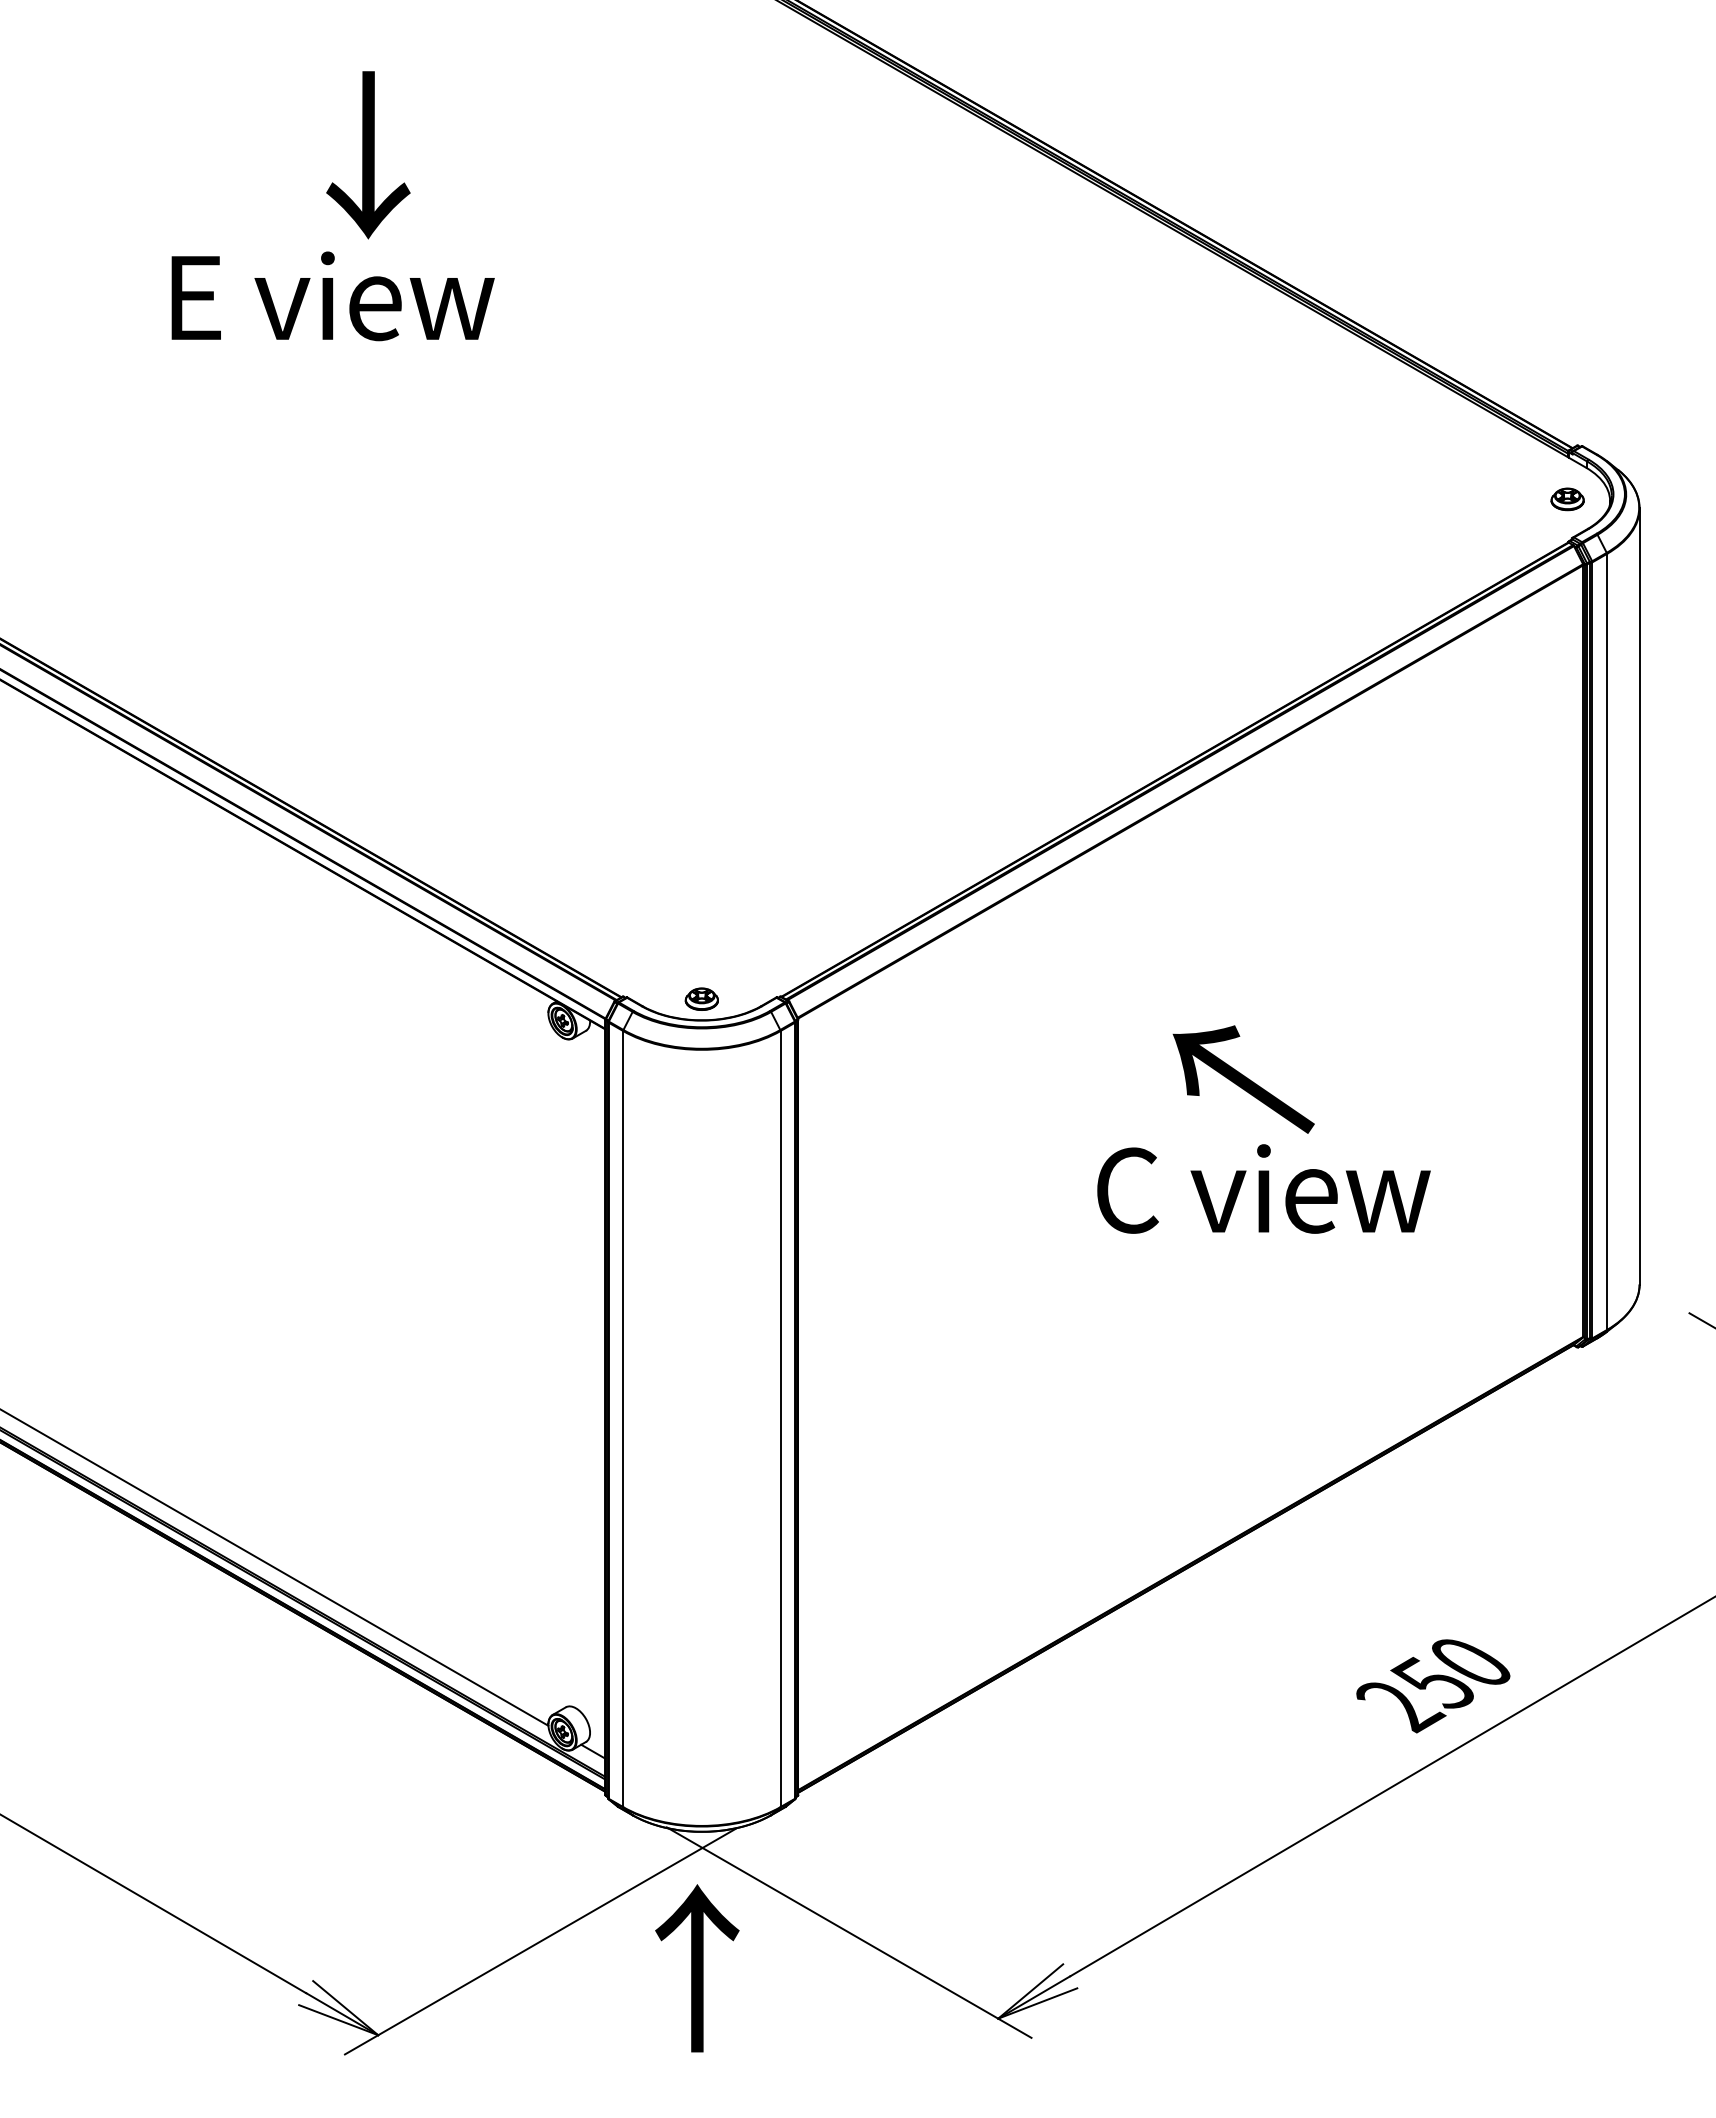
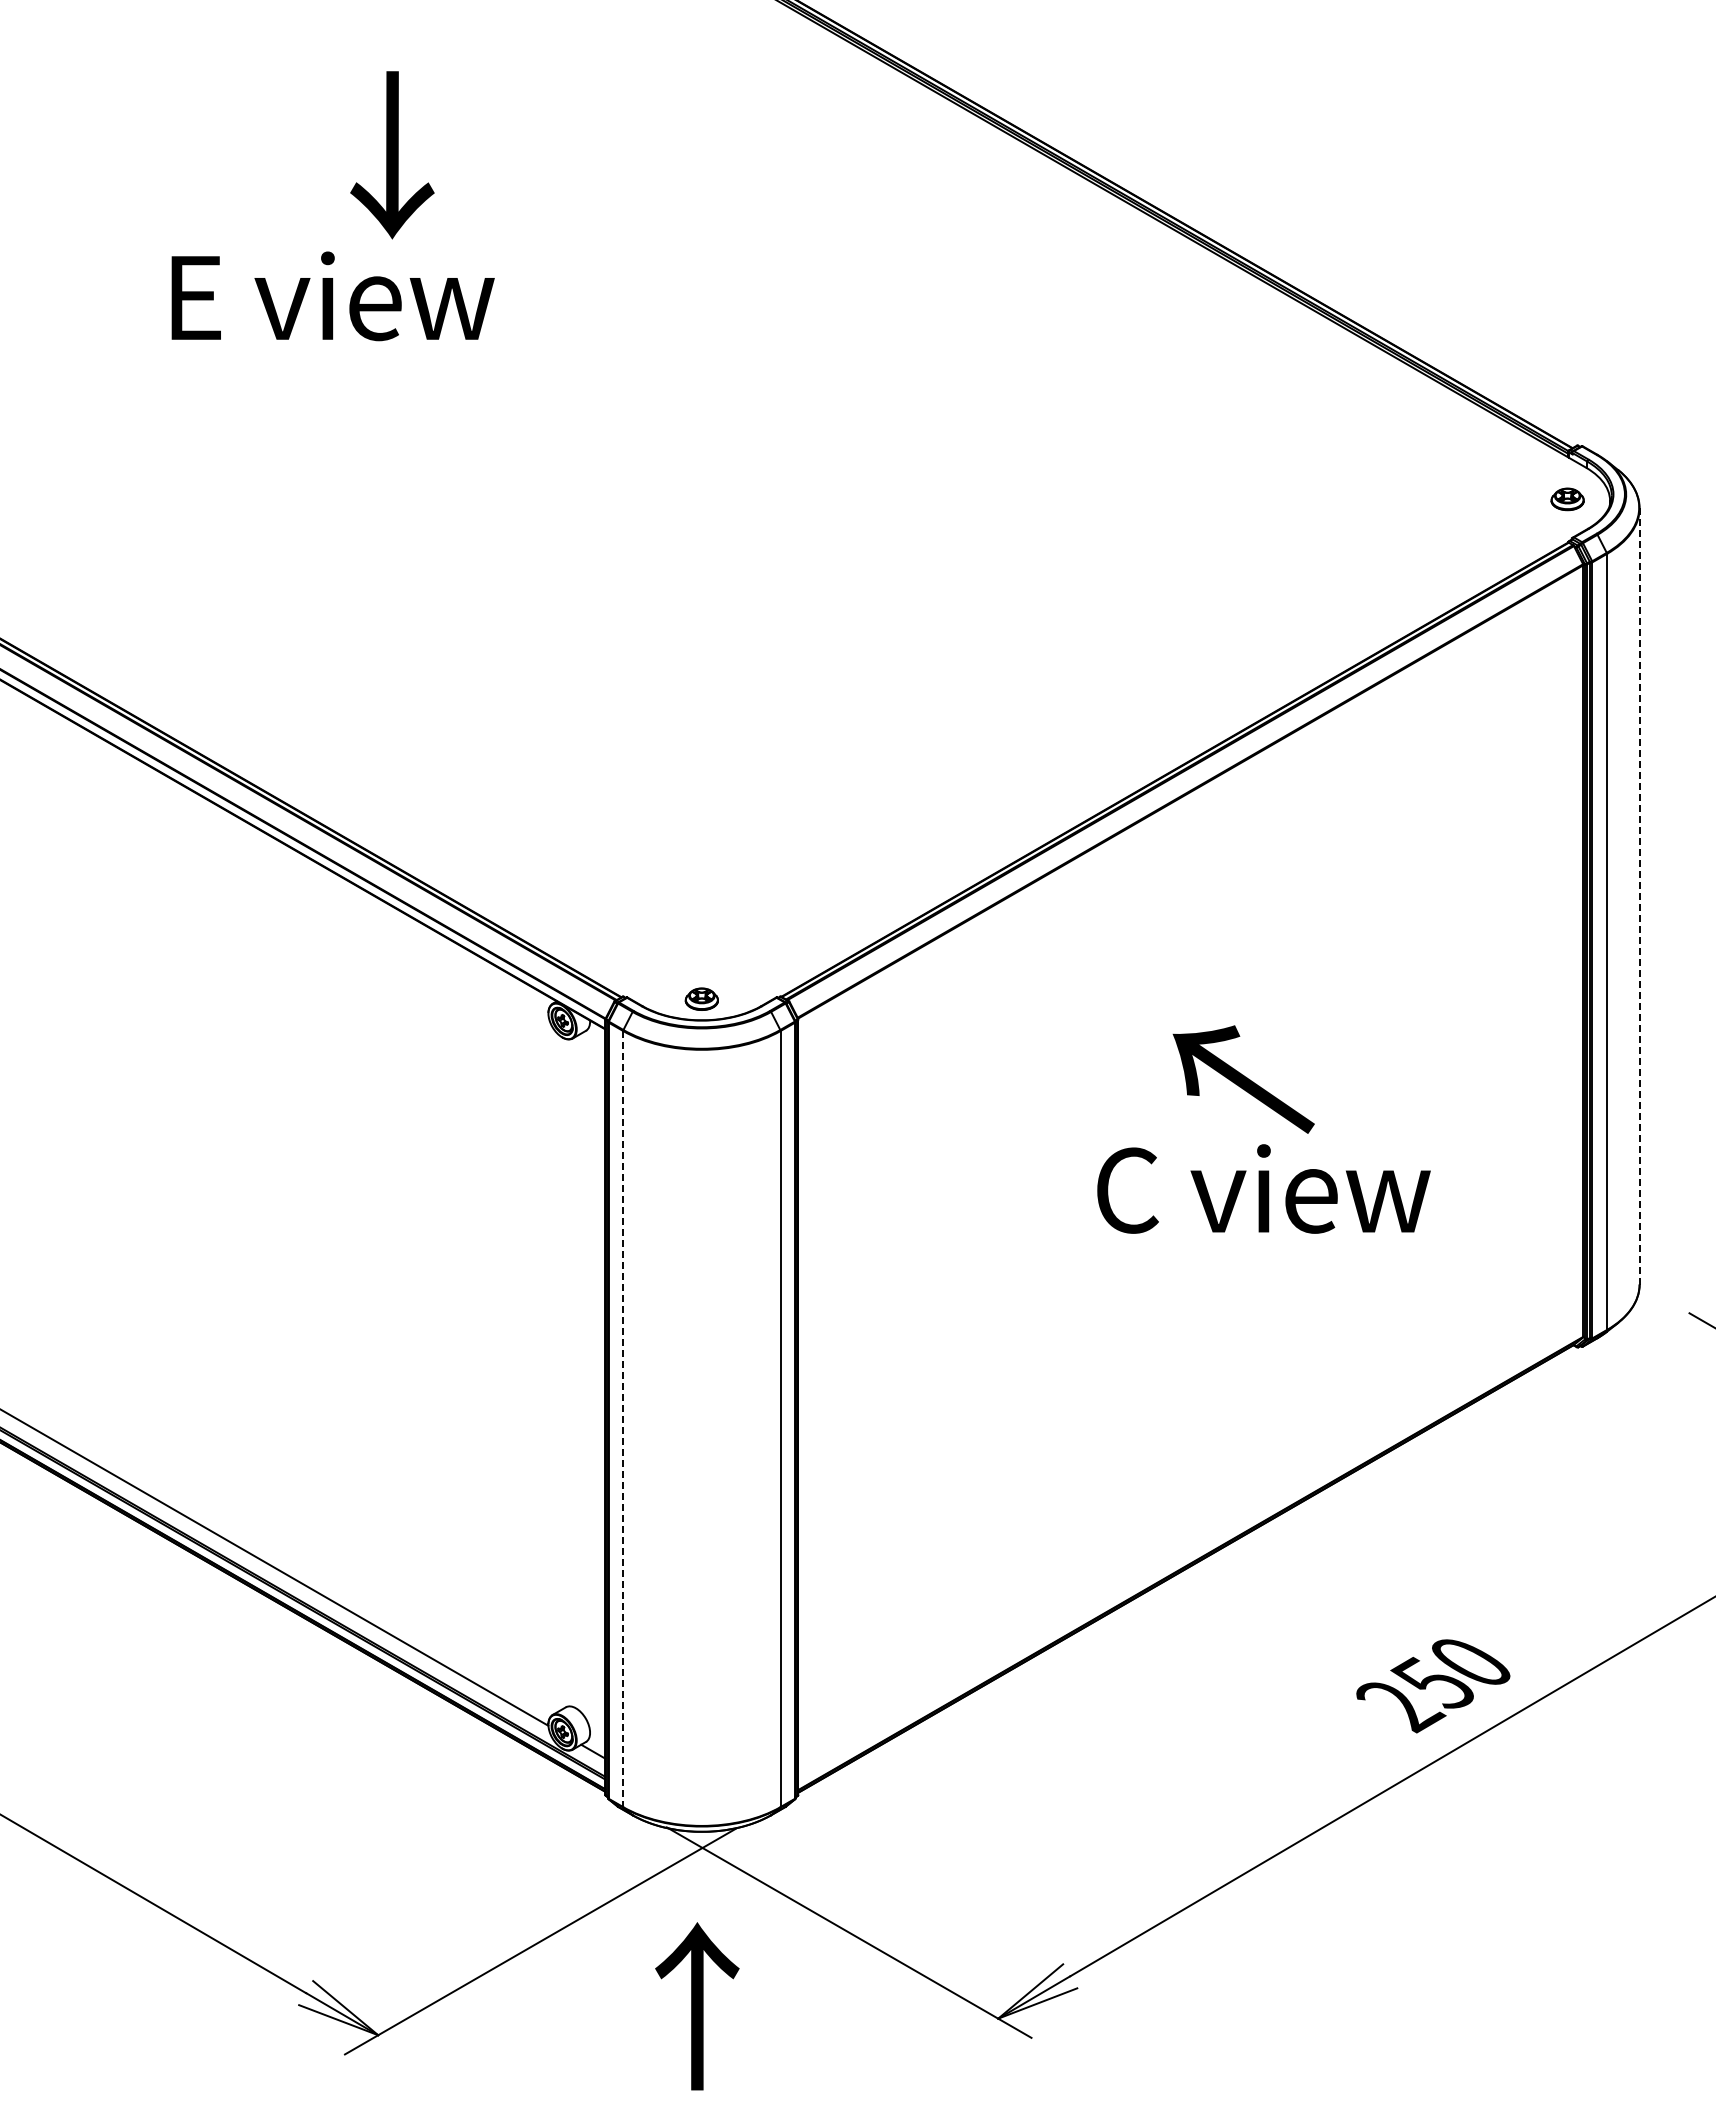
text position: (368, 155) -> (392, 155) (392, 155)
line: solid -> dashed (1639, 895)
line: solid -> dashed (623, 1419)
text position: (697, 1968) -> (697, 2006) (697, 2006)
